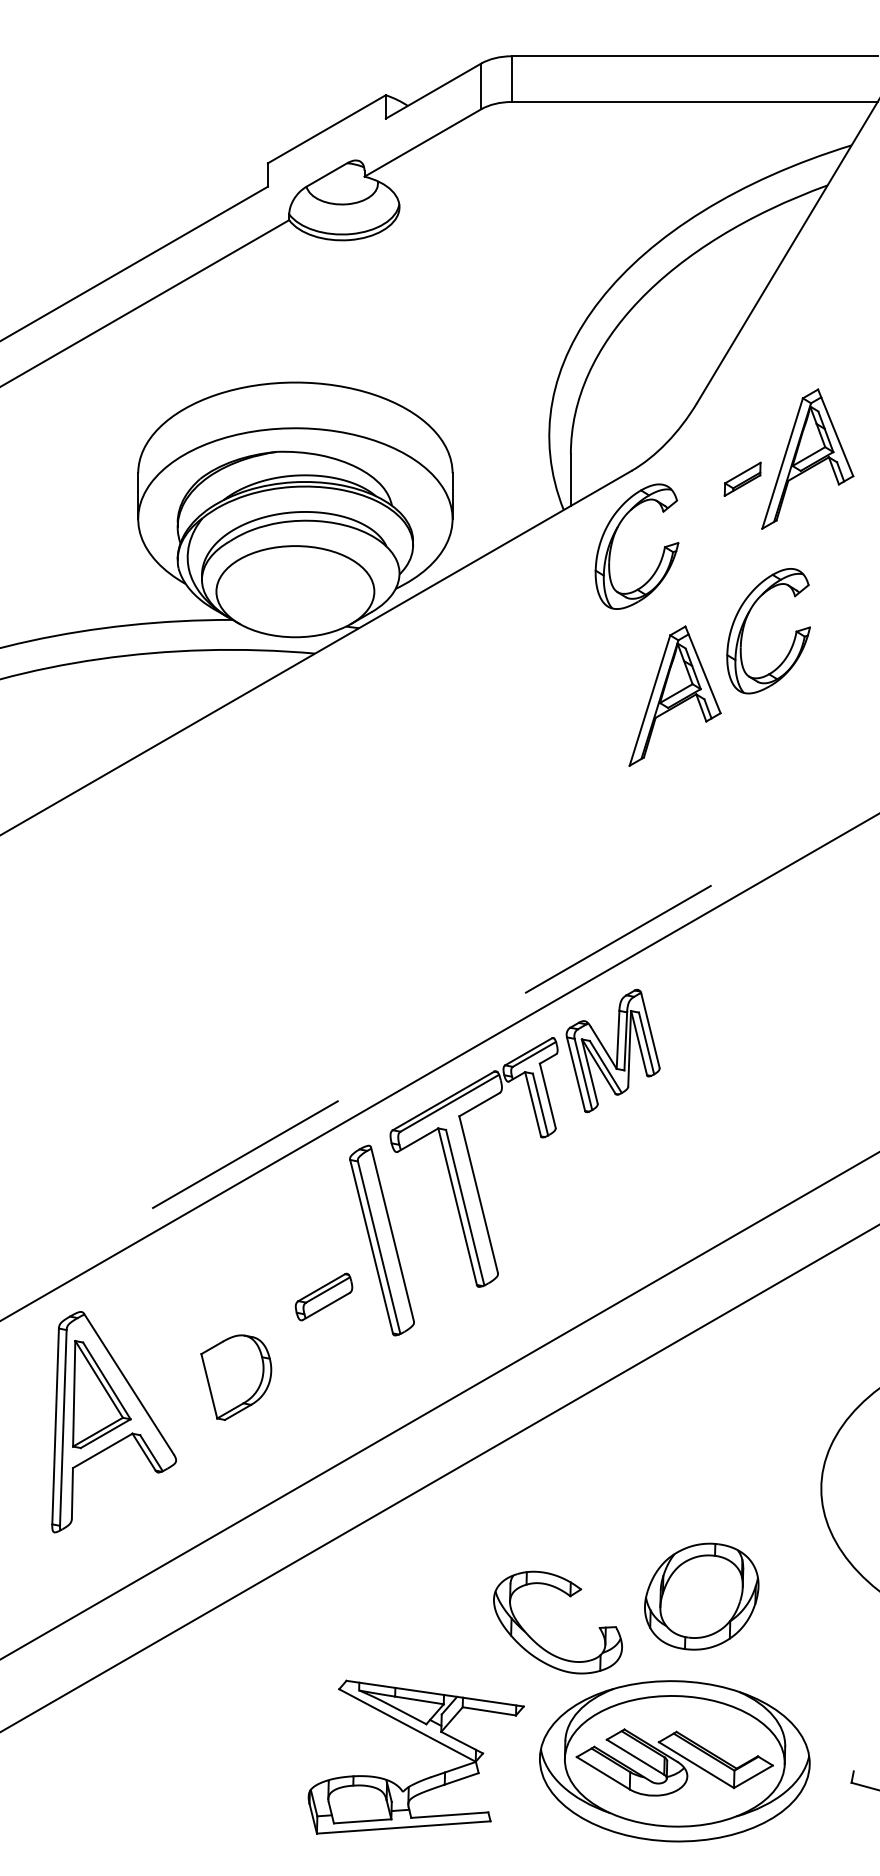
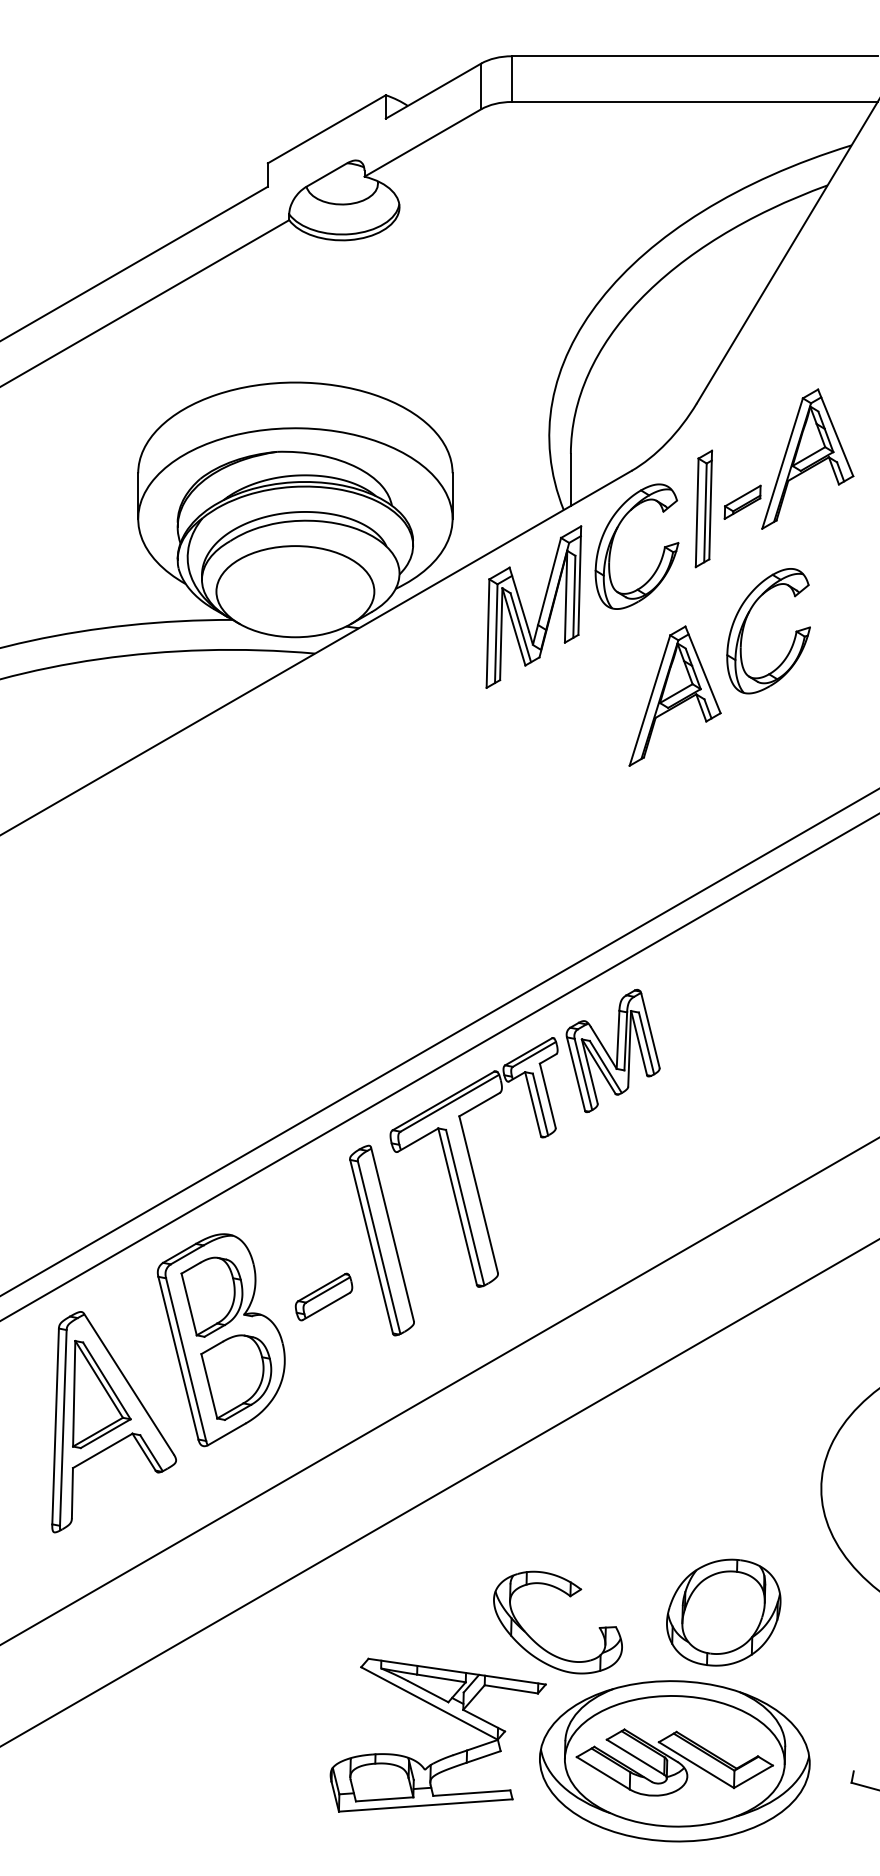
part position: (742, 478) -> (742, 501) (742, 501)
part: none -> present (703, 508)
part: none -> present (541, 607)
line: dashed -> solid (439, 1042)
part: none -> present (220, 1340)
line position: (439, 1405) -> (439, 1391) (439, 1391)
line position: (439, 1478) -> (439, 1492) (439, 1492)
part position: (701, 1596) -> (723, 1612) (723, 1612)
part position: (425, 1736) -> (447, 1714) (447, 1714)
